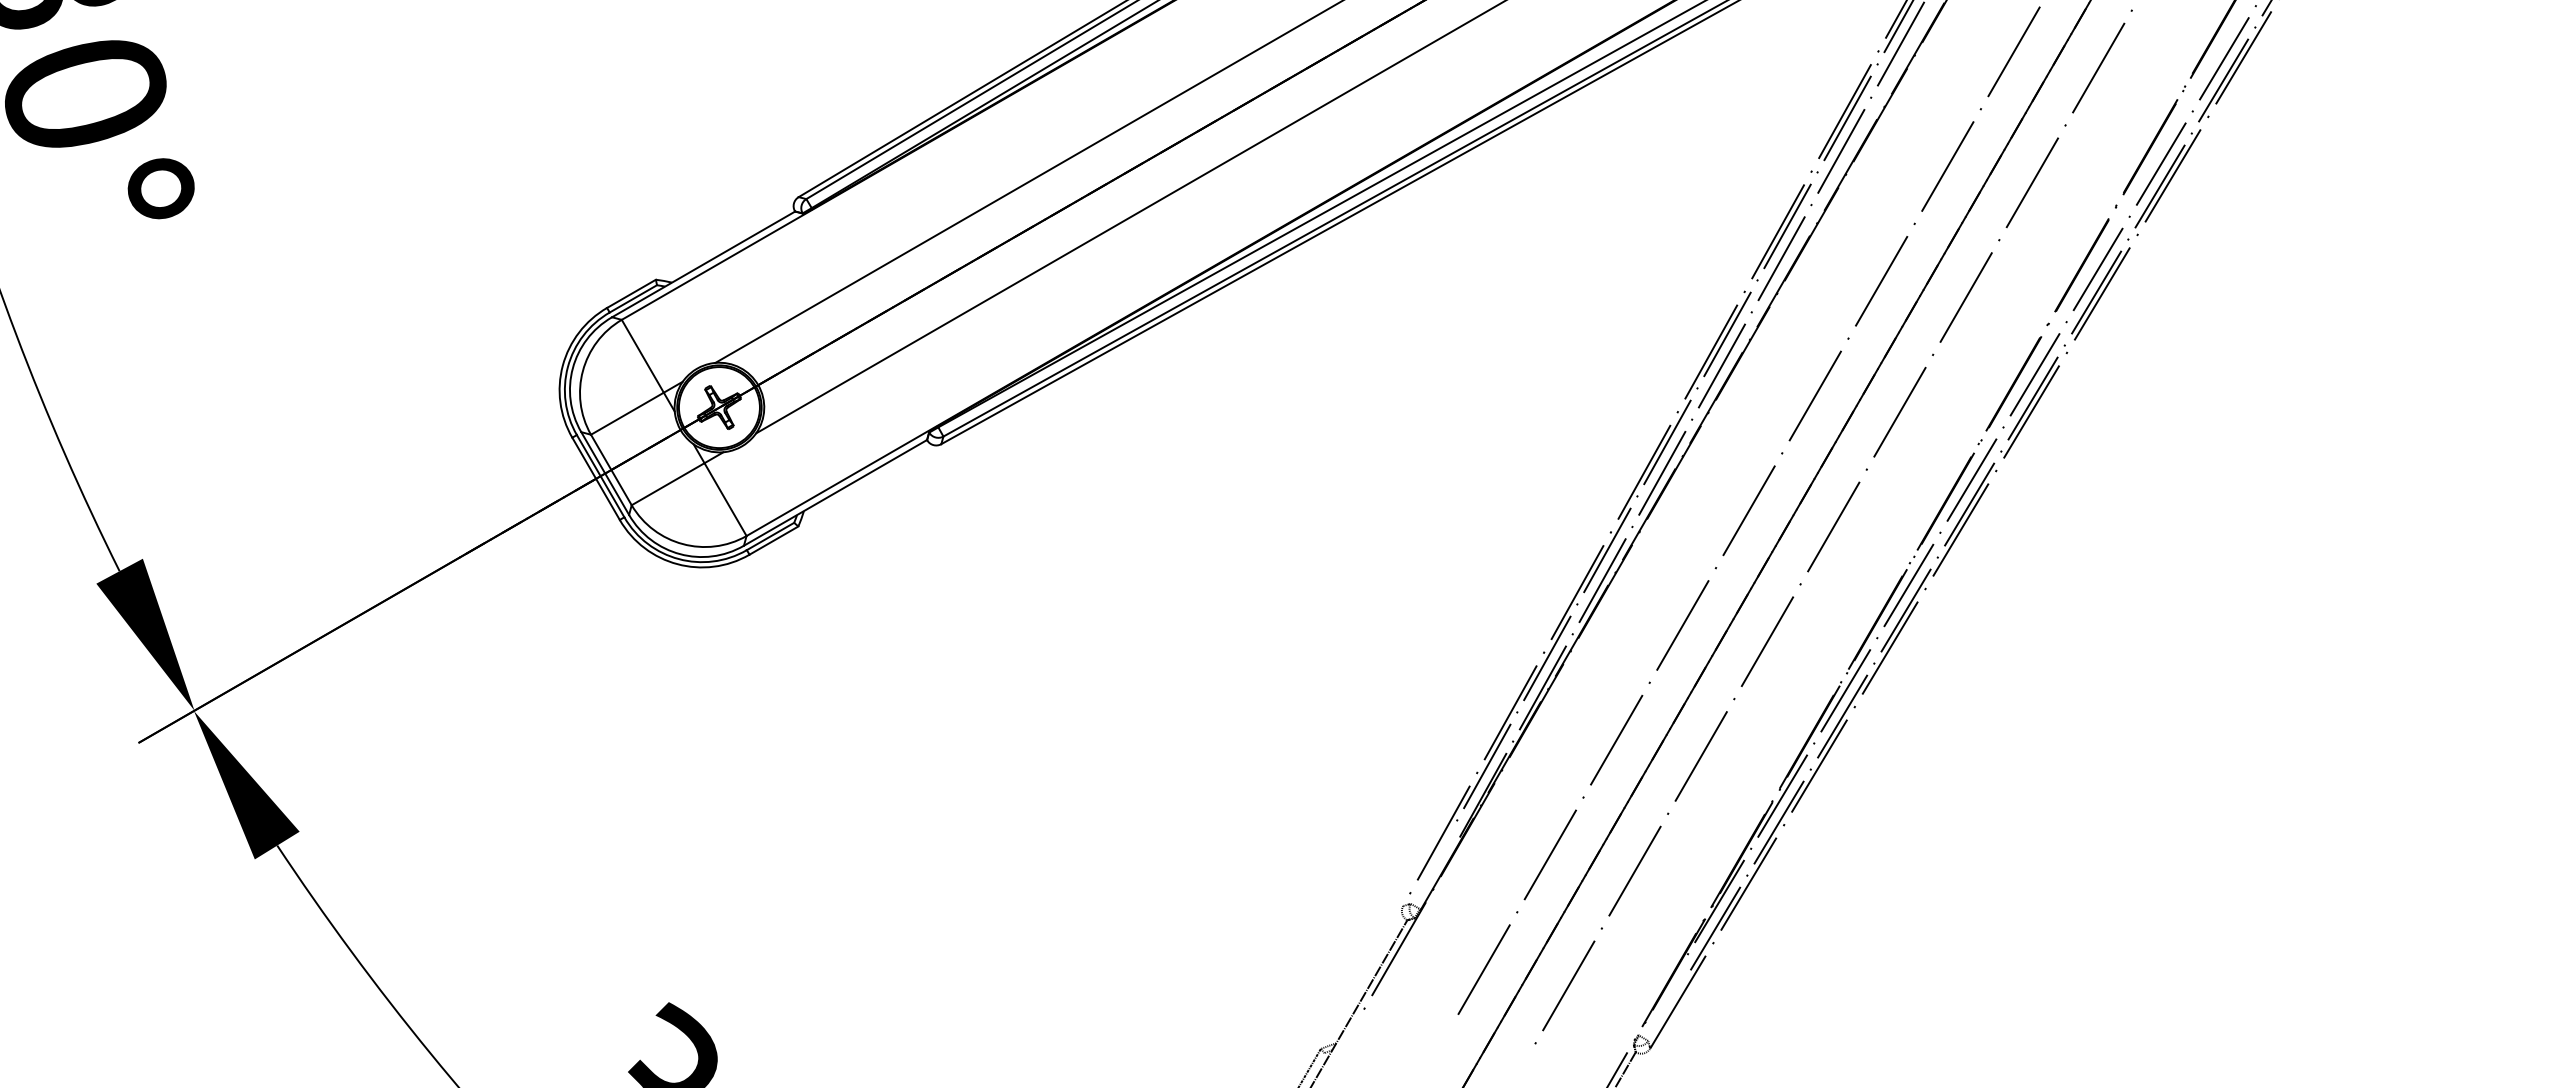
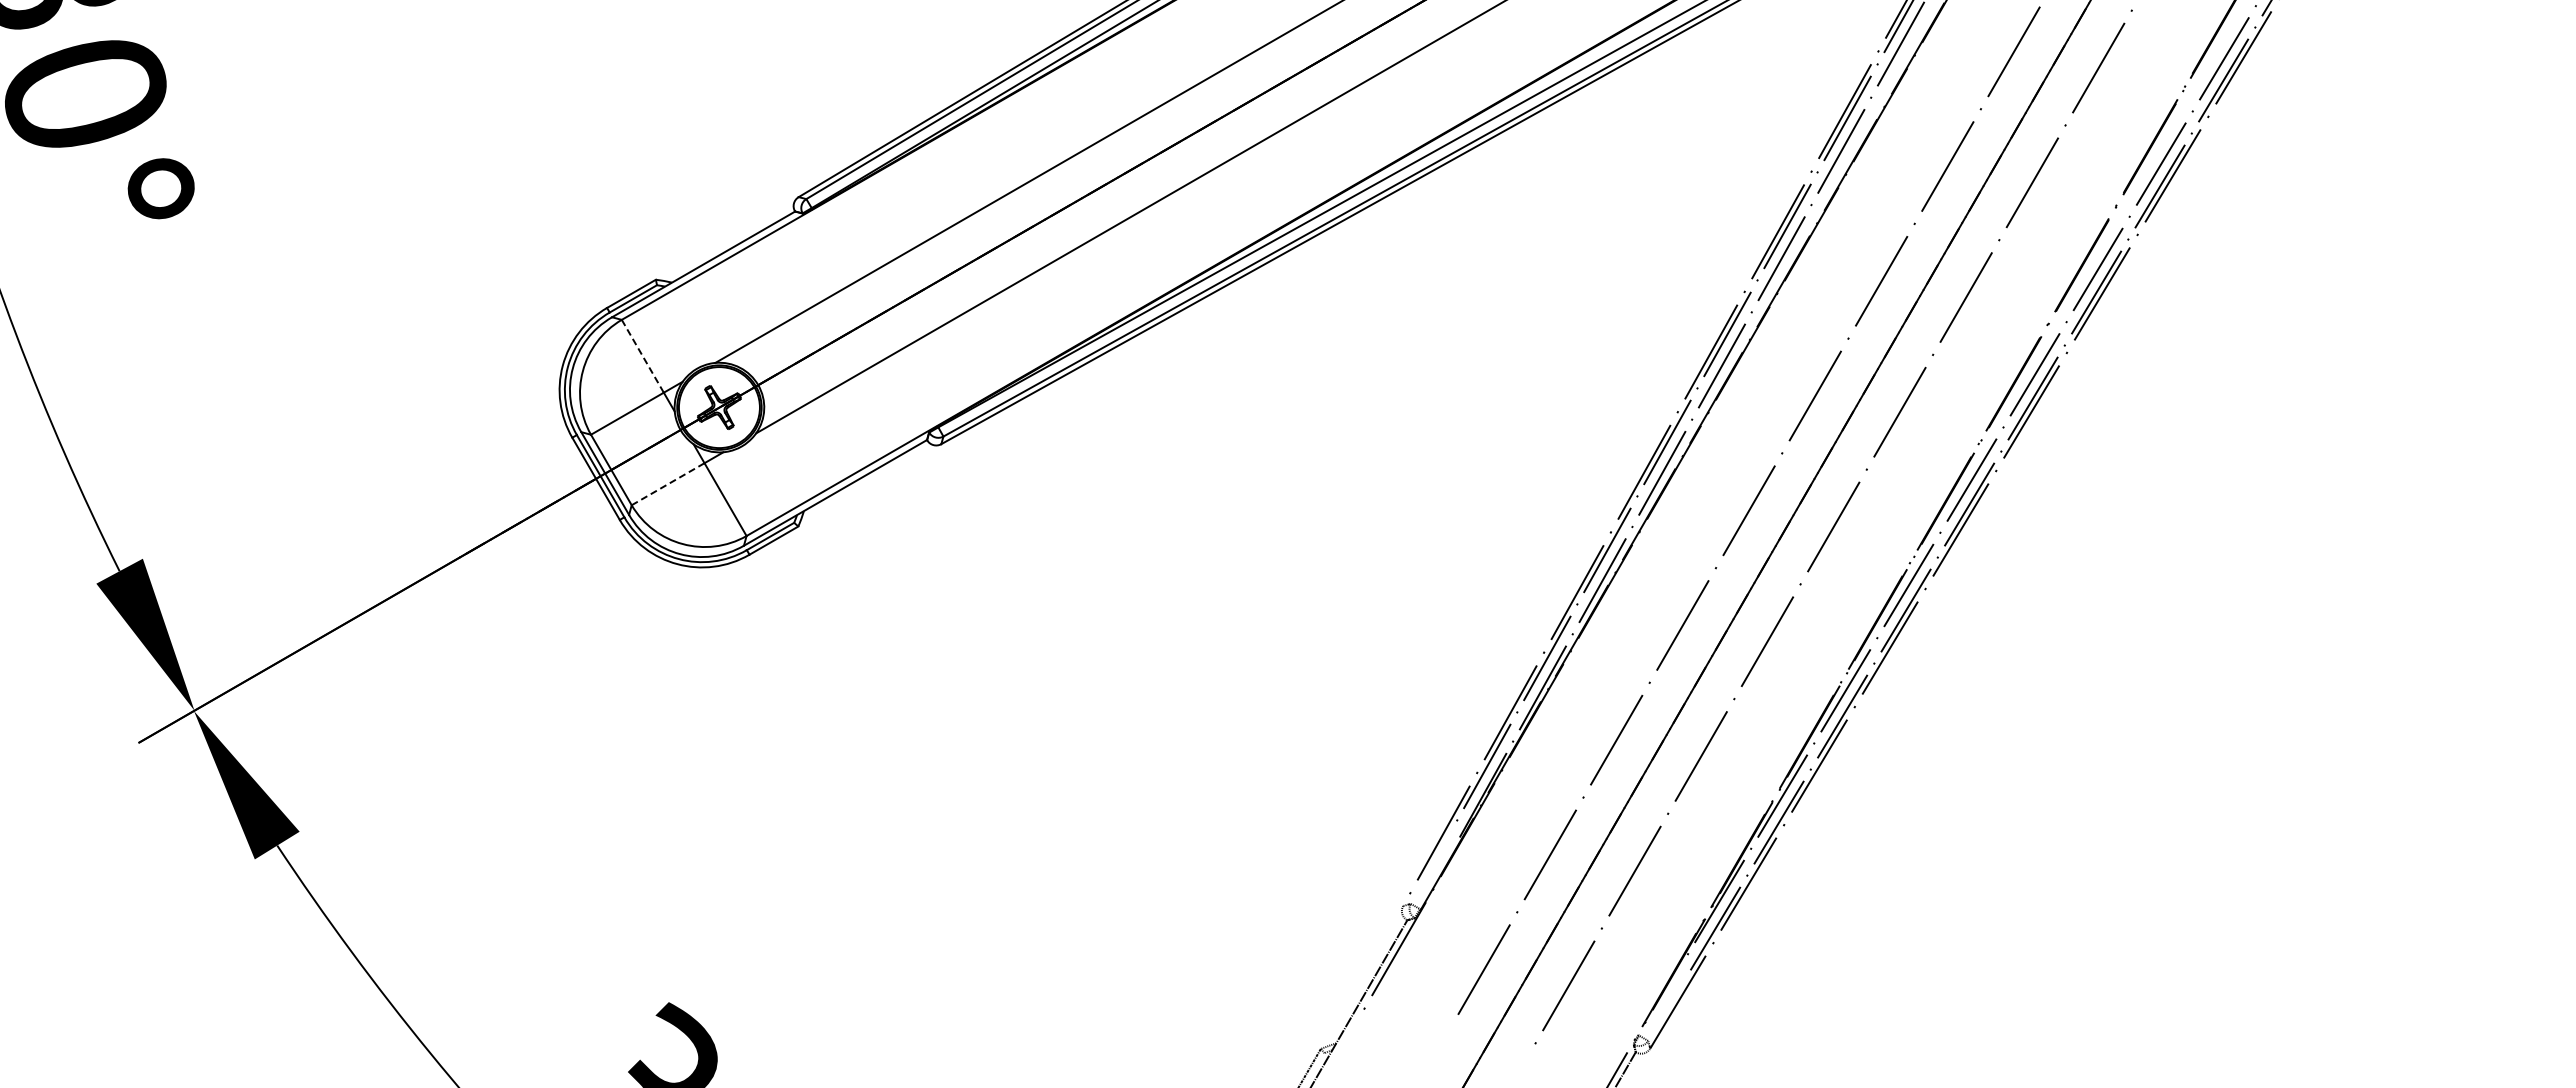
line: solid -> dashed (643, 356)
line: solid -> dashed (668, 483)
